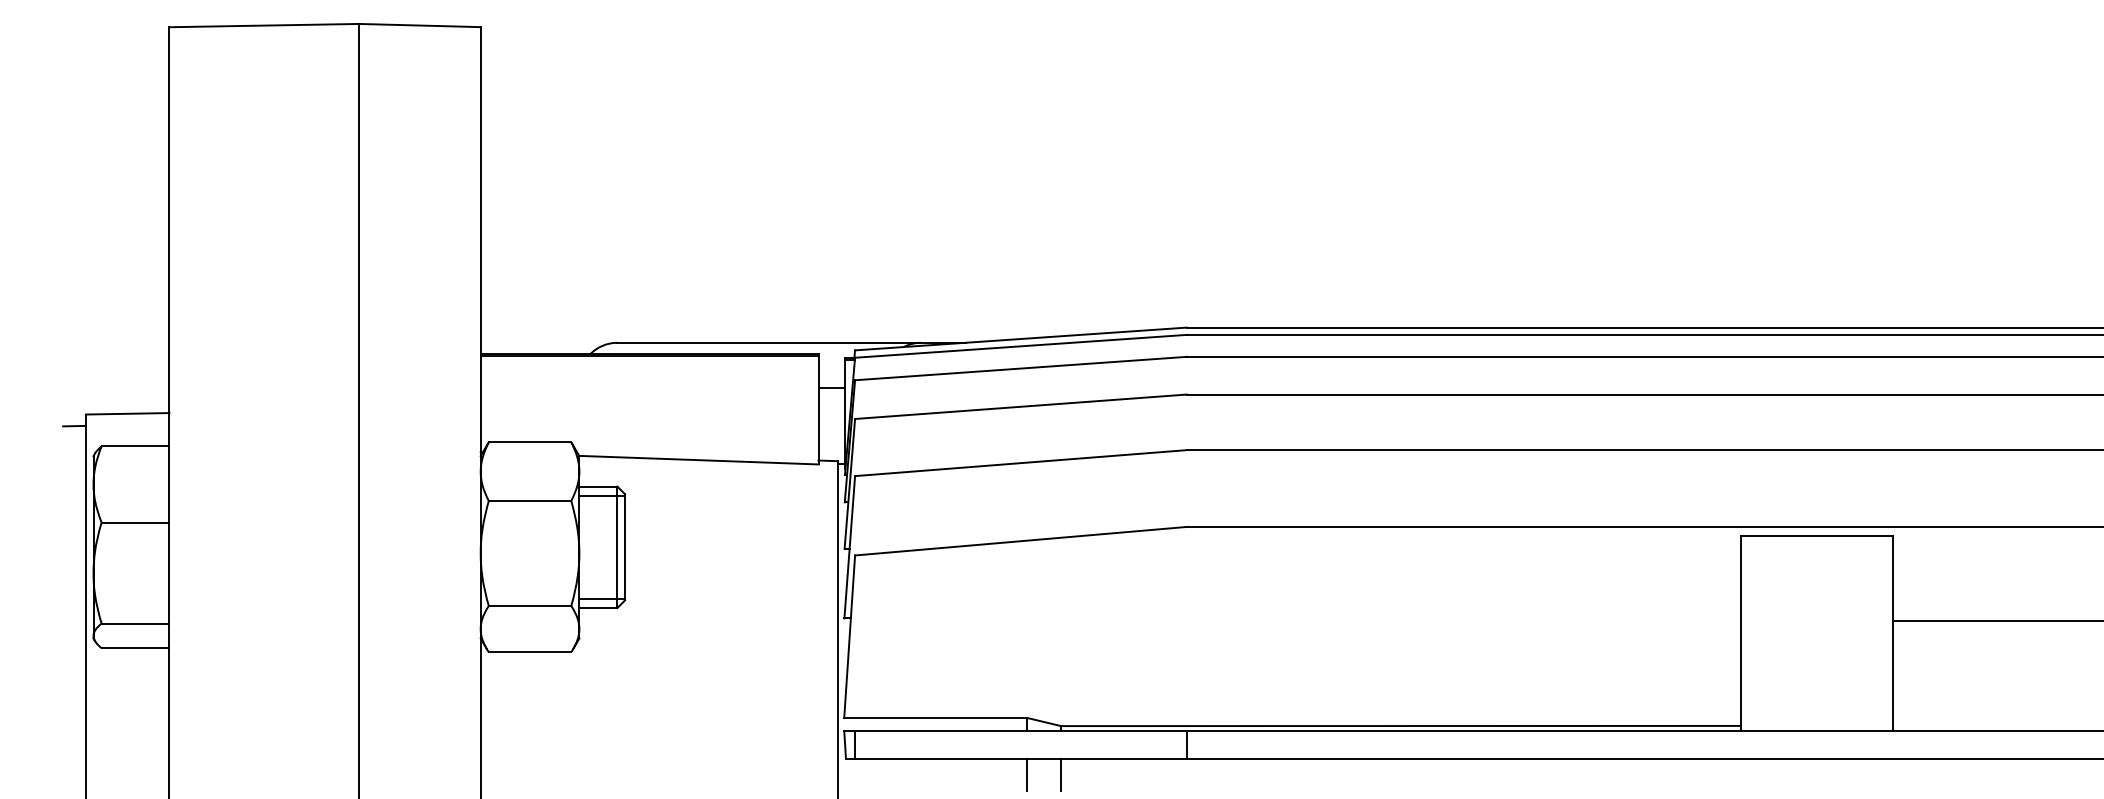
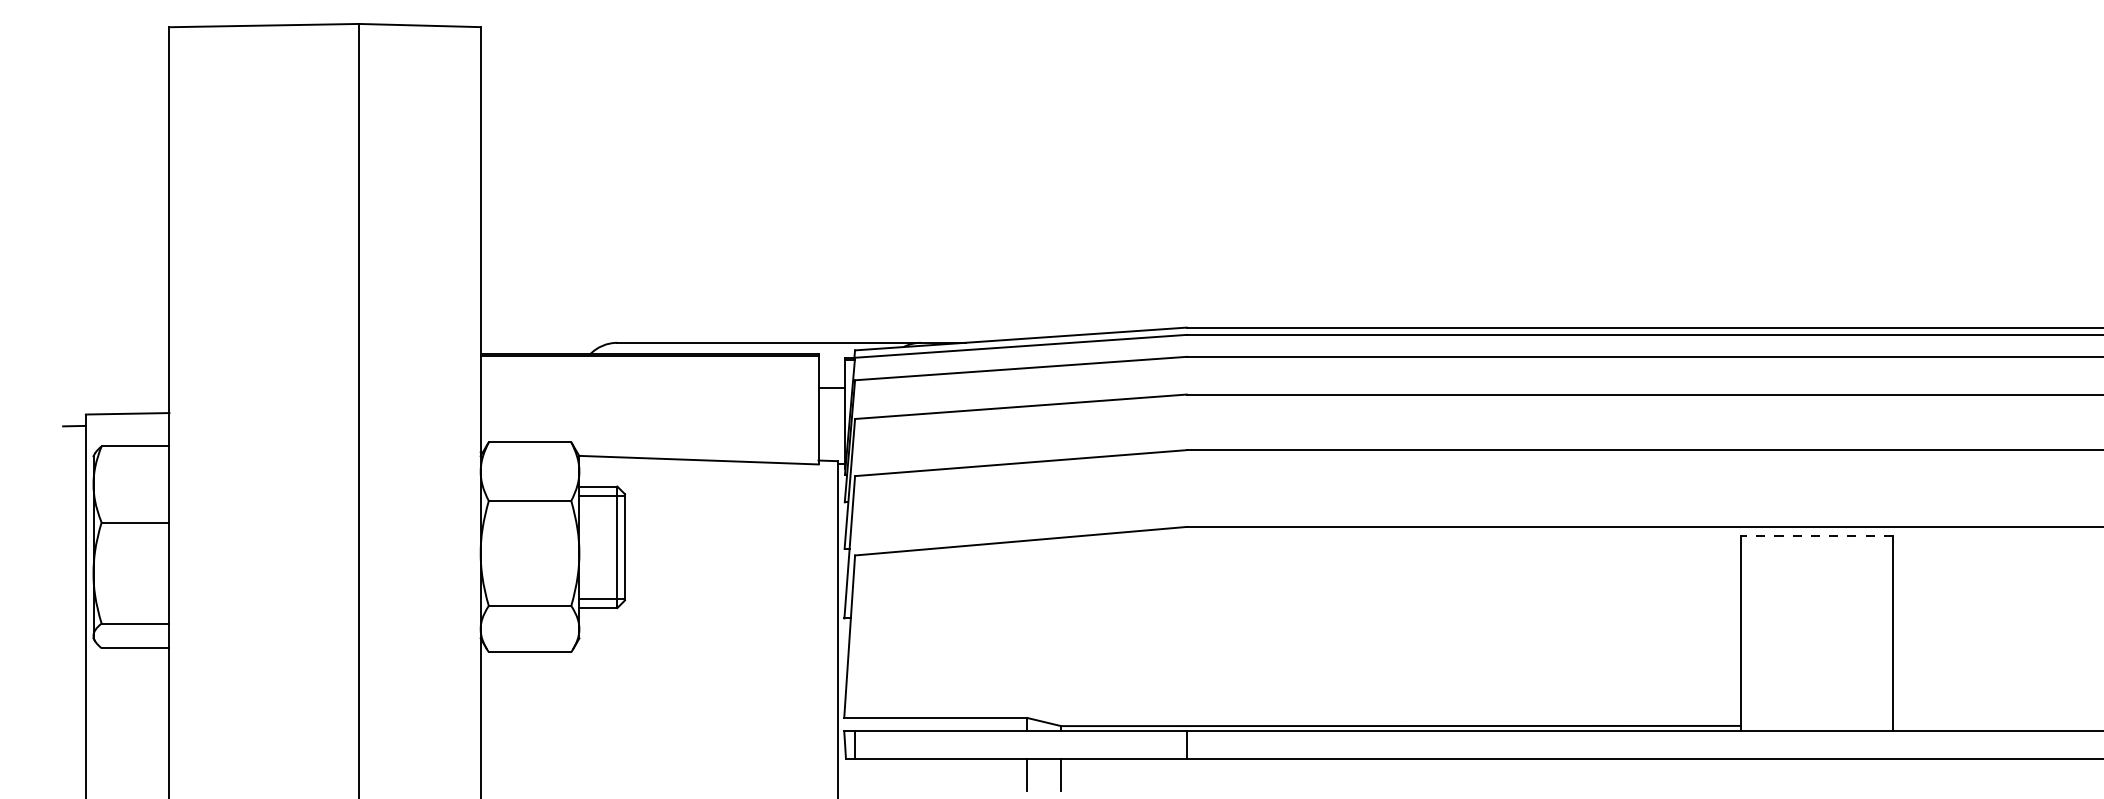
line: solid -> dashed (1816, 535)
line: present -> none (1996, 621)
